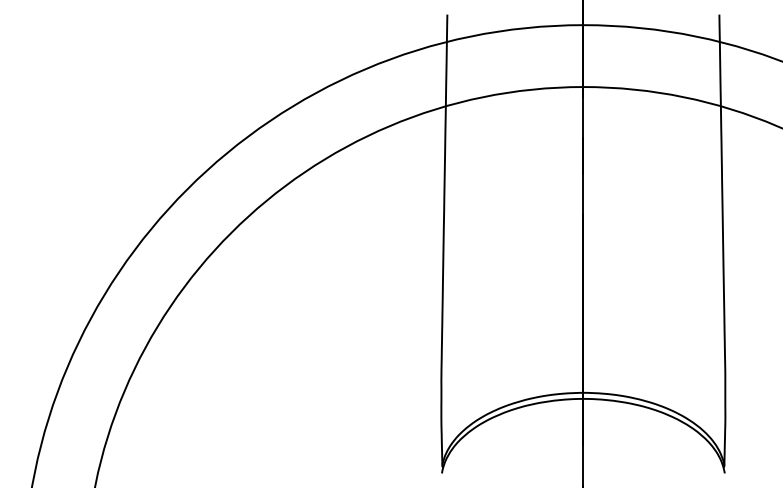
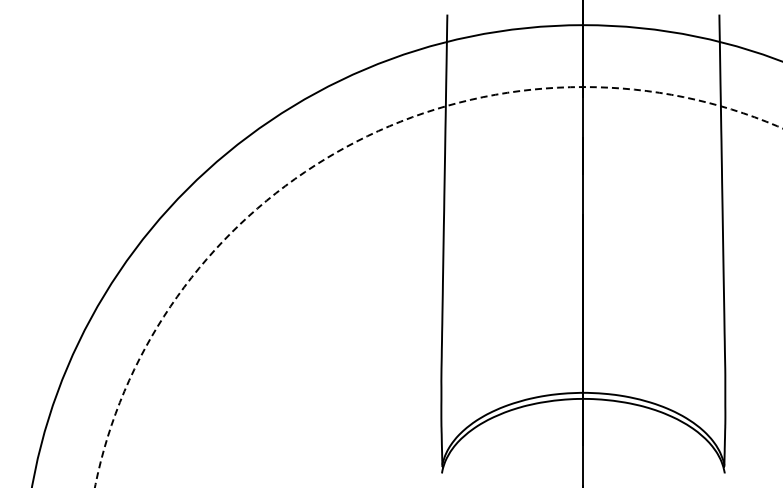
circle: solid -> dashed (438, 287)
